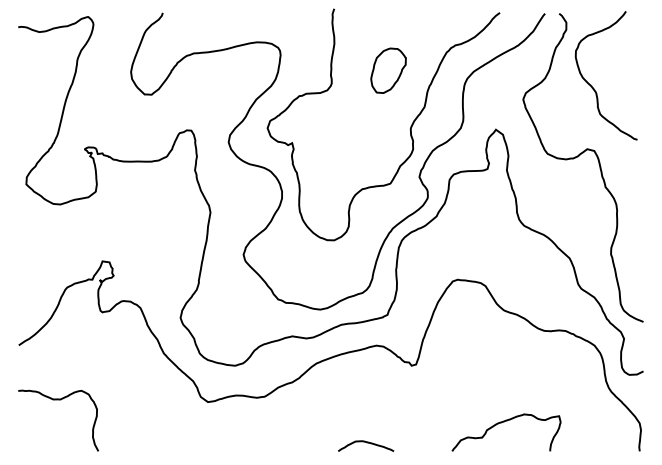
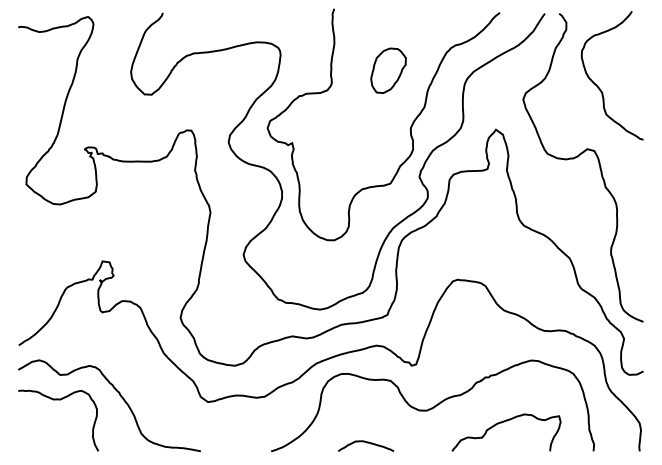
curve position: (593, 87) -> (599, 87) (599, 87)
curve: none -> present (121, 398)
curve: none -> present (433, 406)
